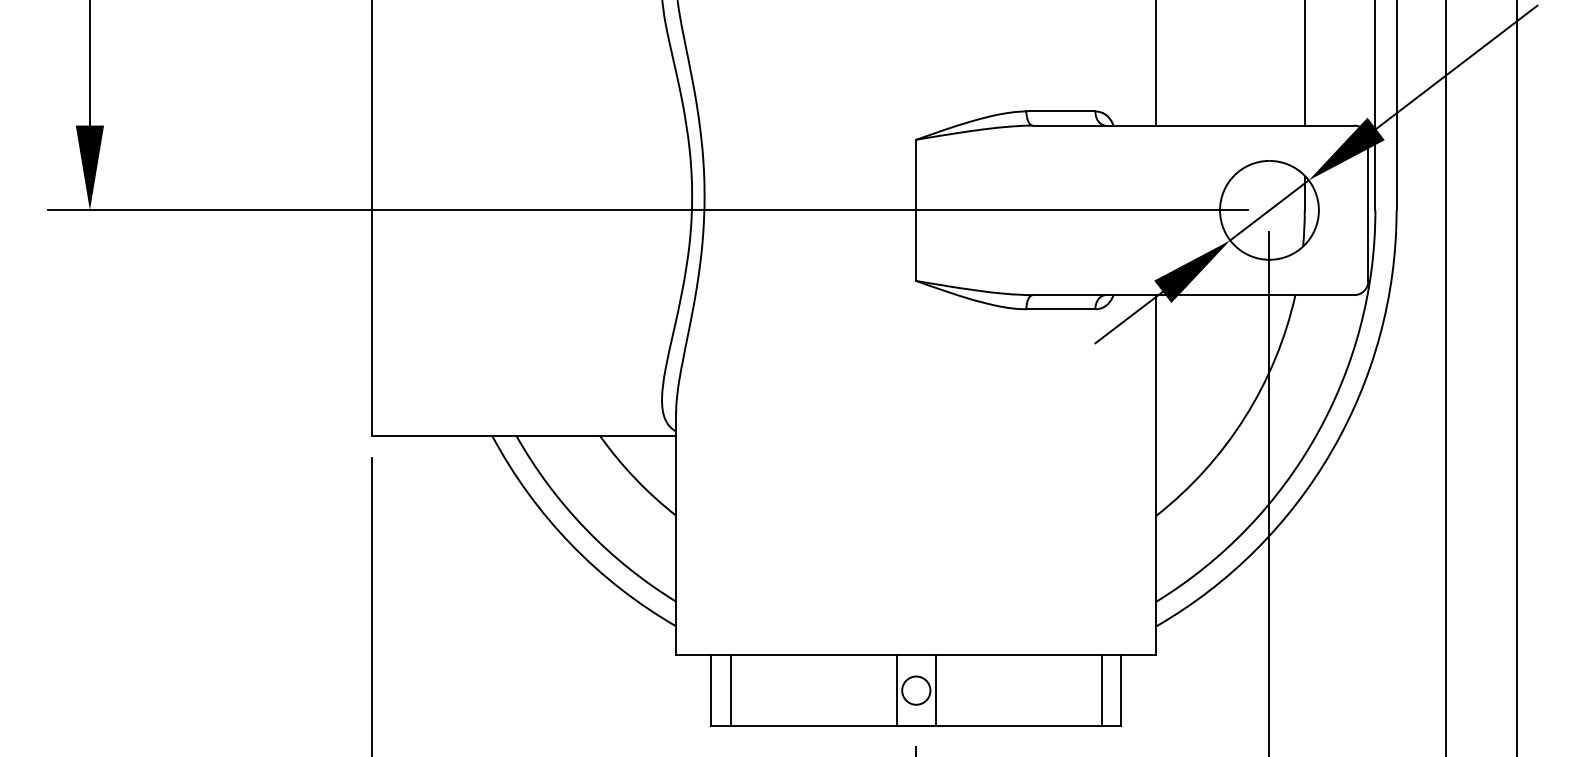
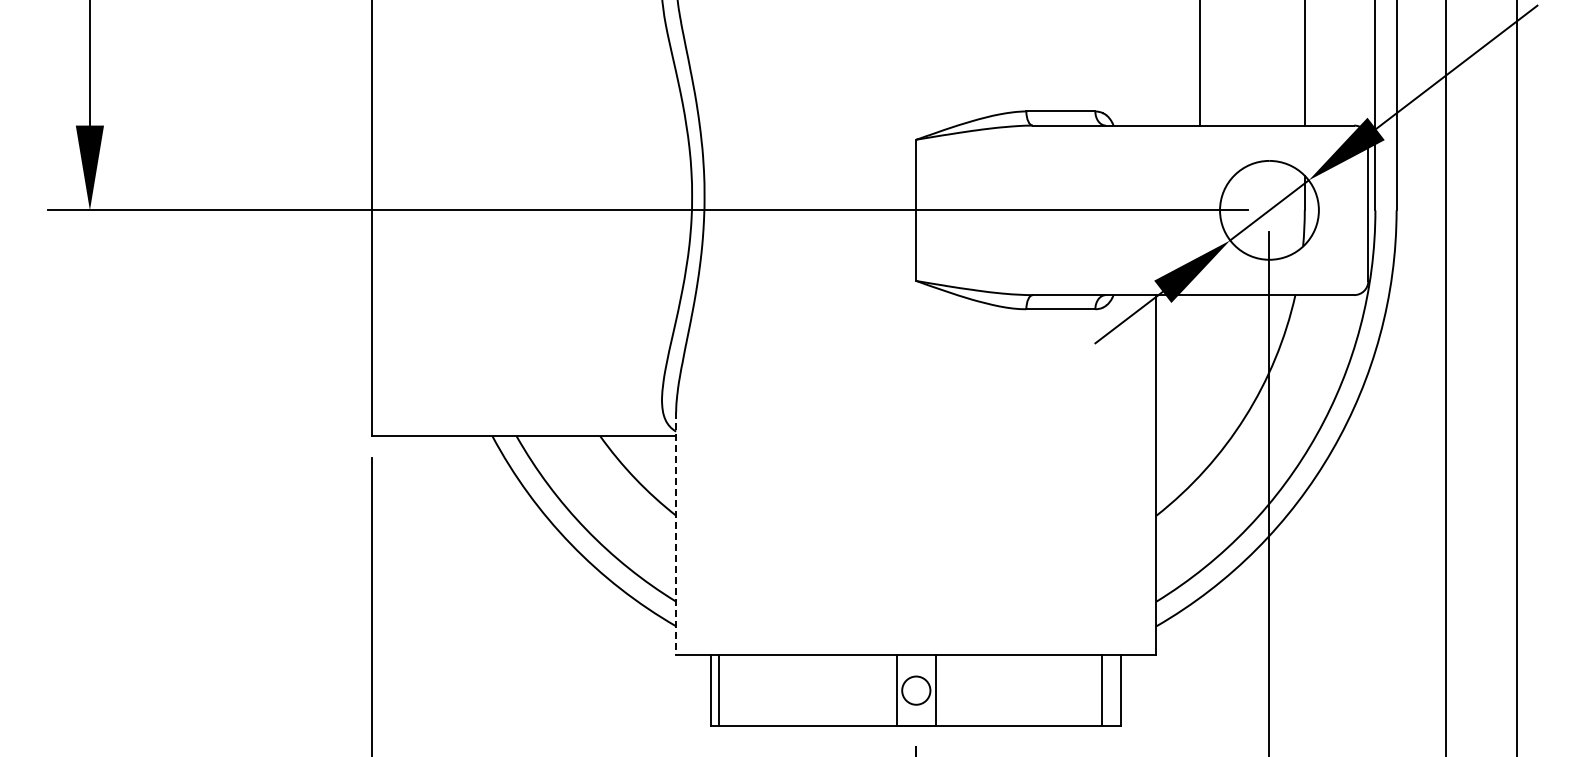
line position: (1156, 63) -> (1200, 63) (1200, 63)
line: solid -> dashed (676, 533)
line position: (731, 690) -> (719, 690) (719, 690)
